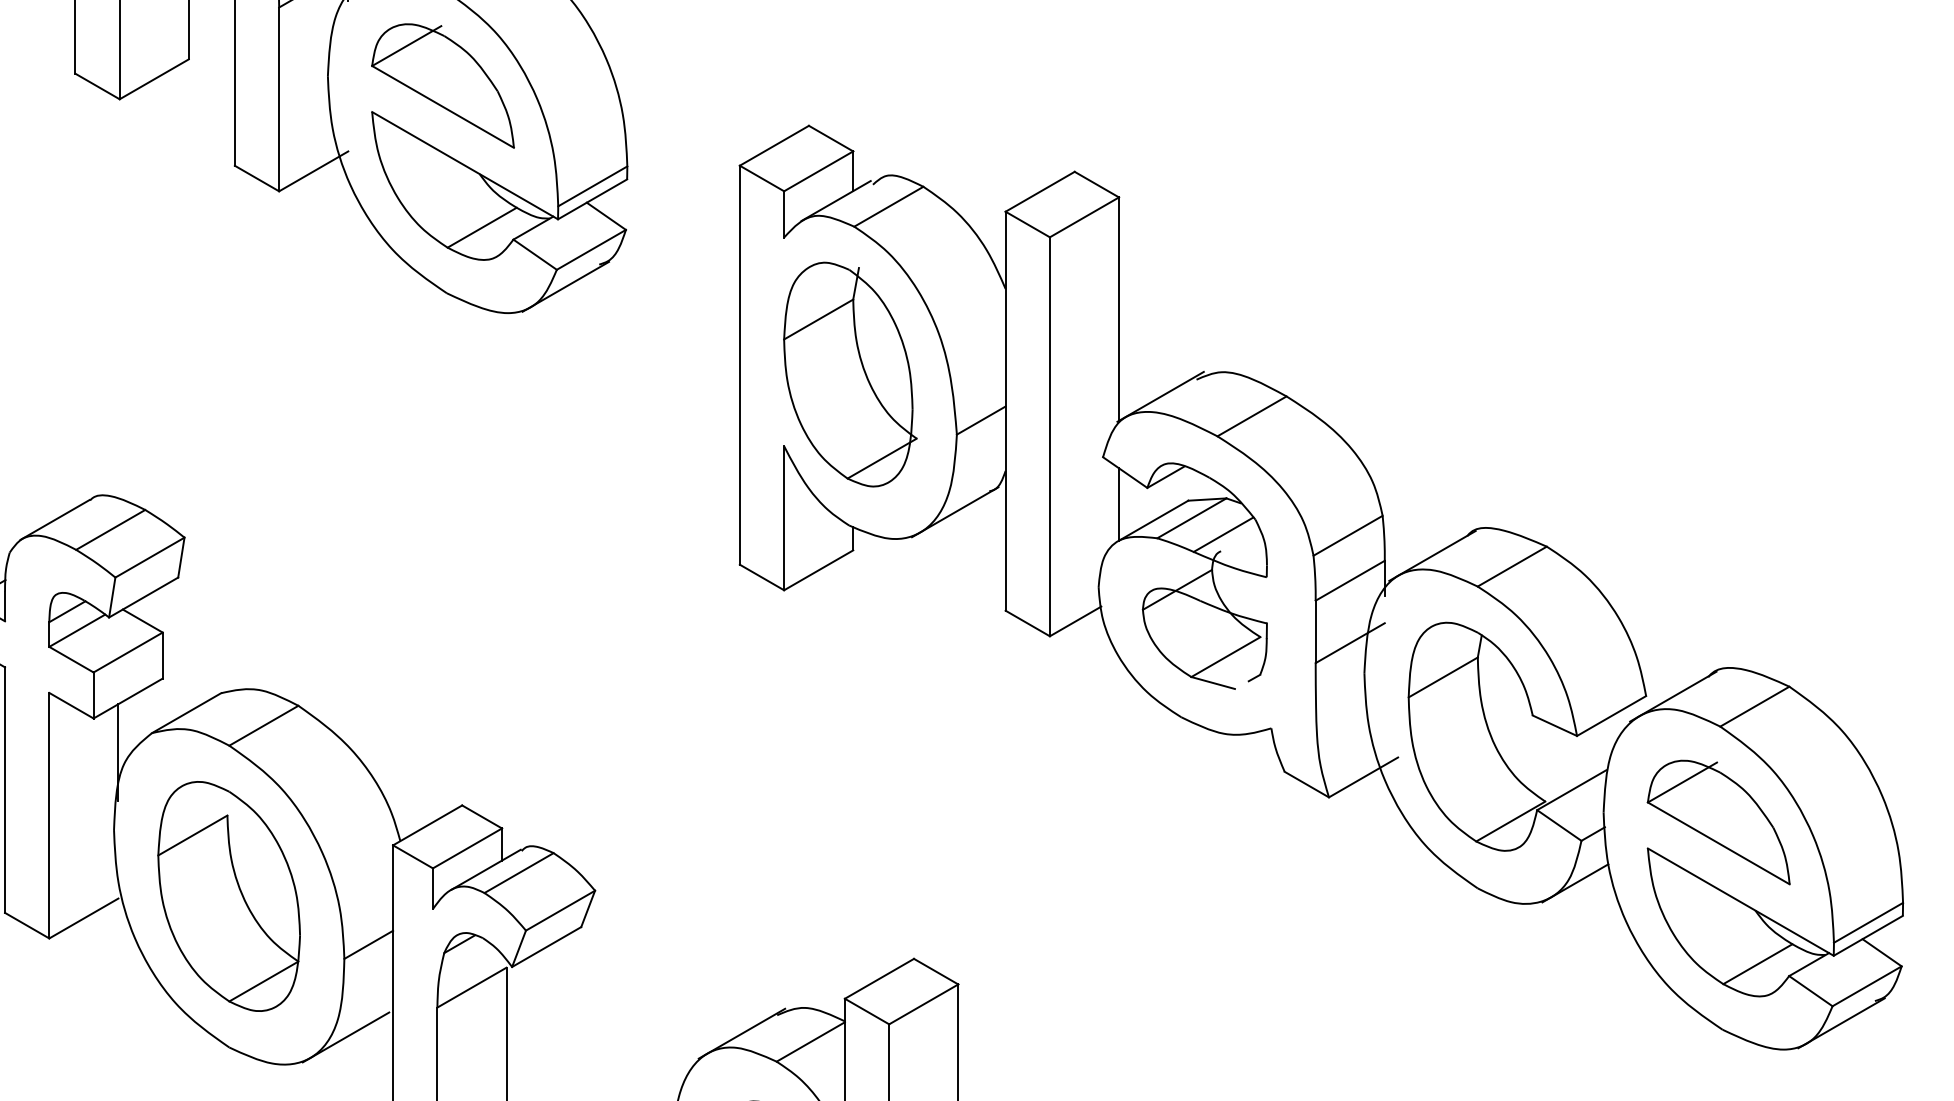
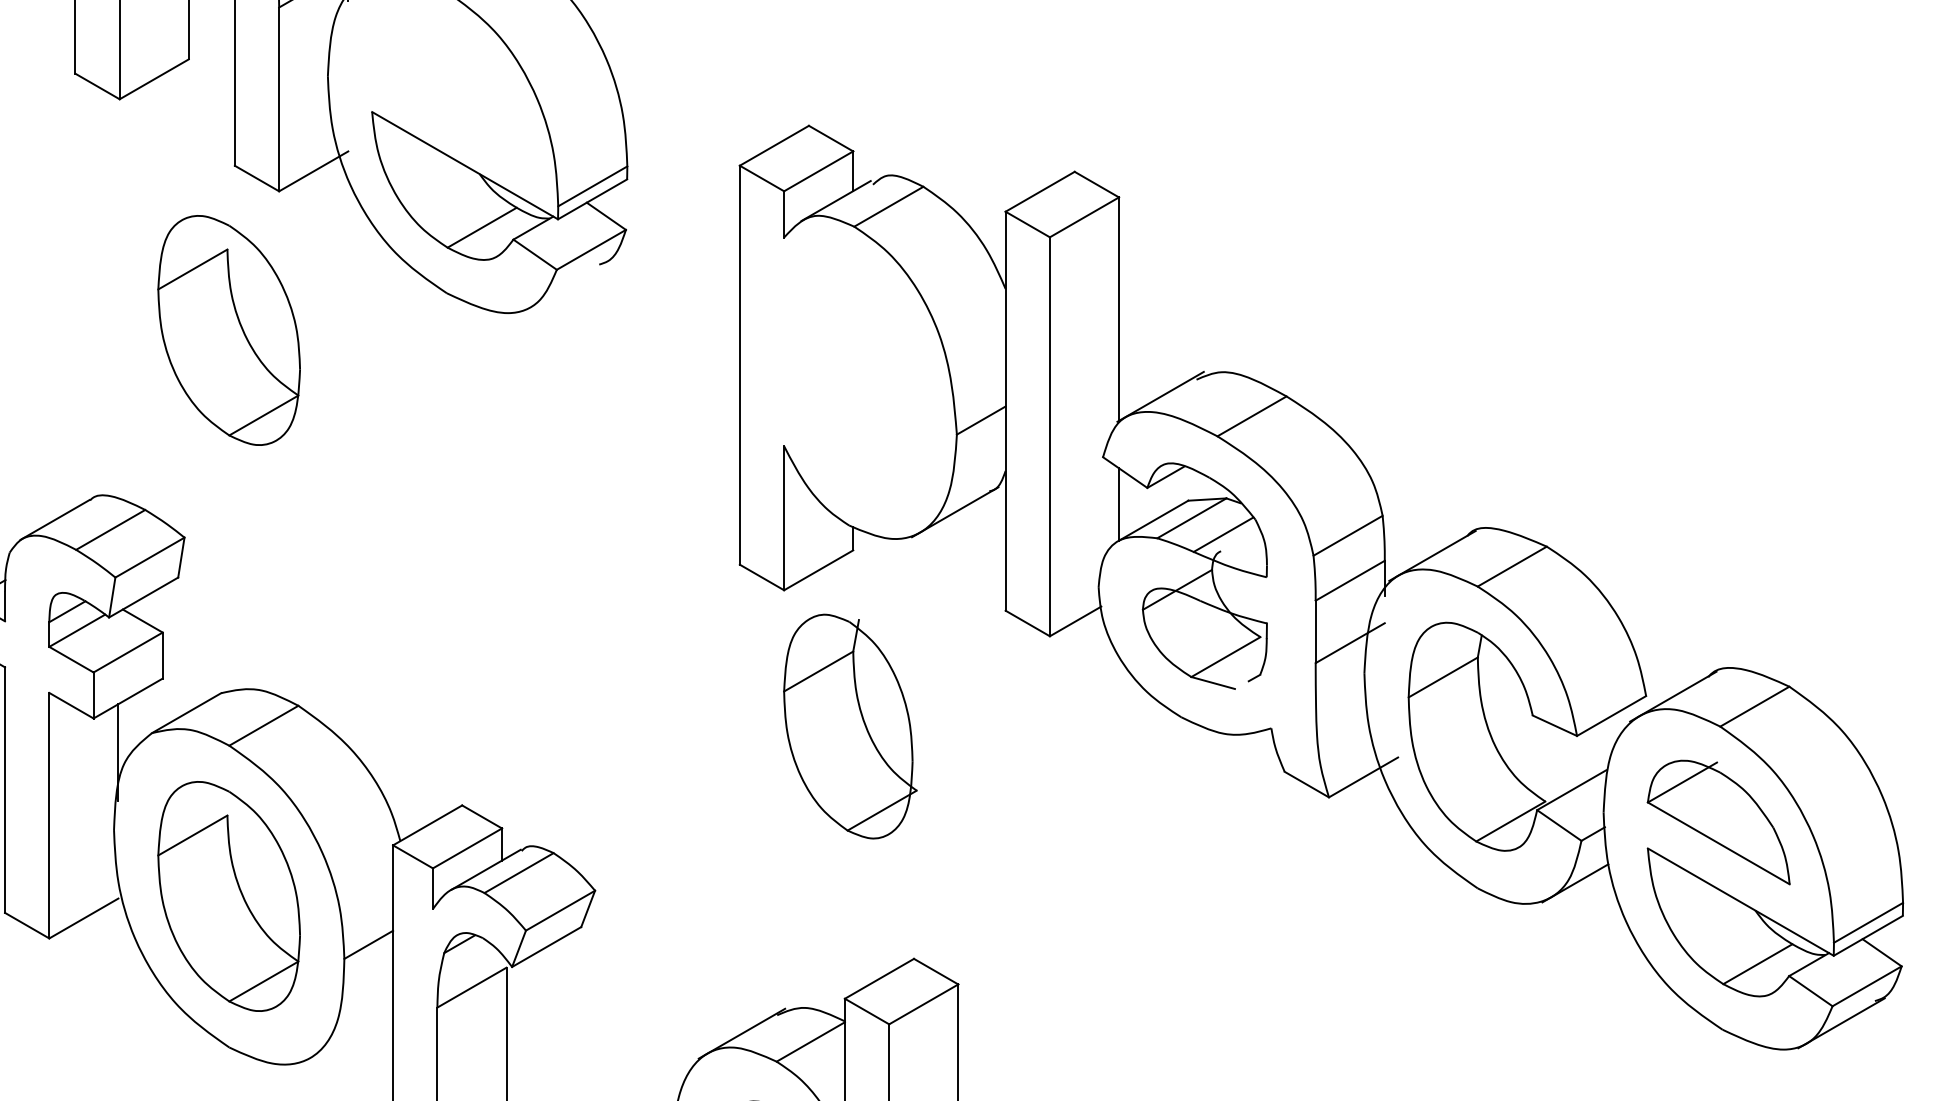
part: present -> none (442, 85)
line: present -> none (565, 286)
part: none -> present (228, 330)
part position: (850, 374) -> (850, 726) (850, 726)
line: present -> none (345, 1037)
